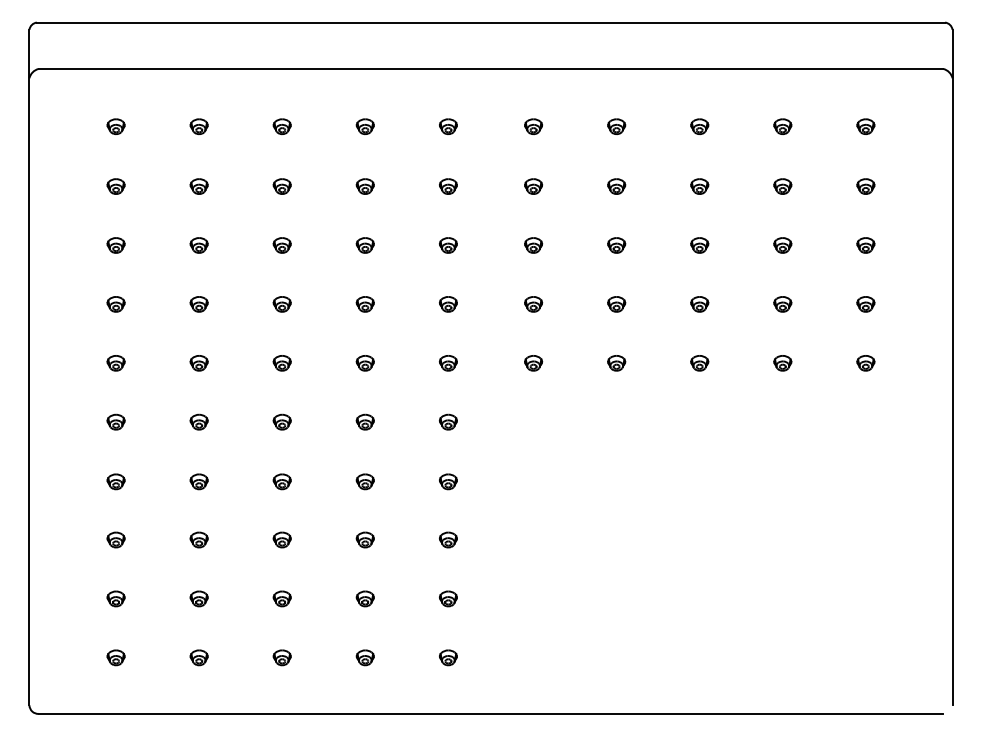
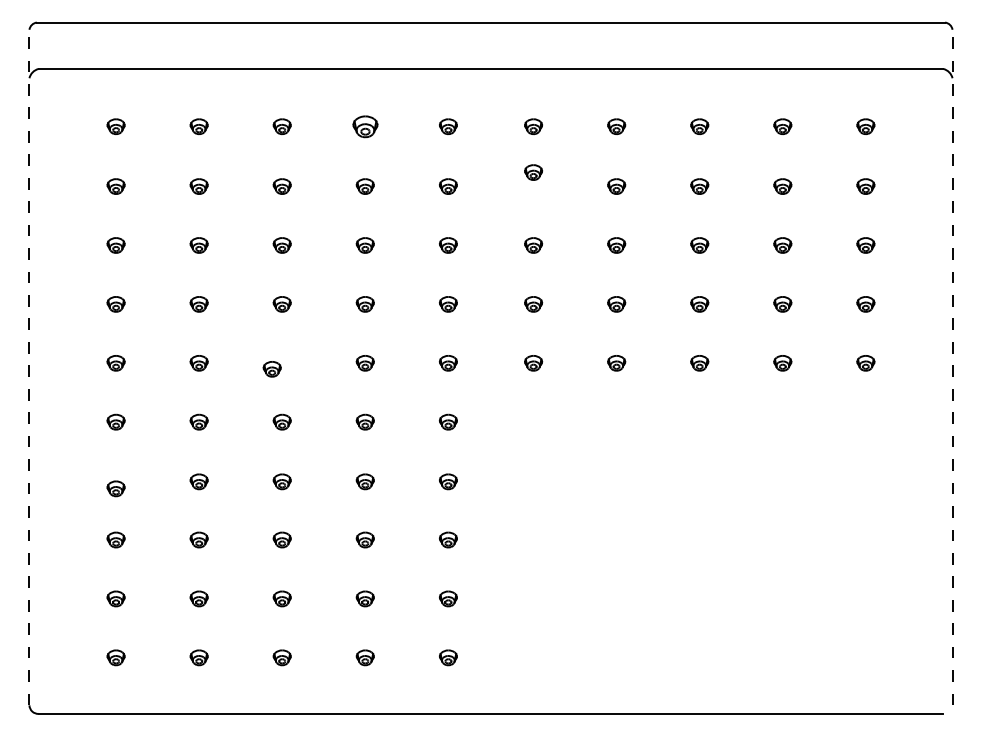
part size: 20x17 px -> 27x24 px (365, 126)
part position: (533, 186) -> (533, 172) (533, 172)
part position: (281, 363) -> (271, 369) (271, 369)
line: solid -> dashed (29, 367)
line: solid -> dashed (952, 367)
part position: (115, 481) -> (115, 488) (115, 488)
